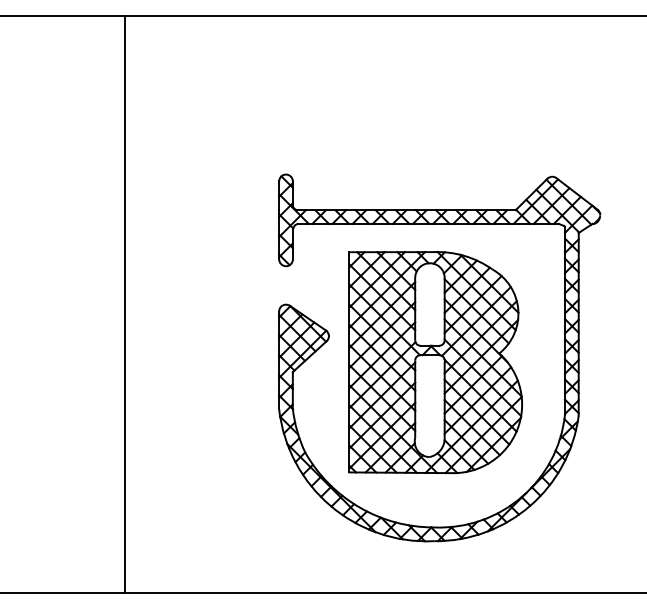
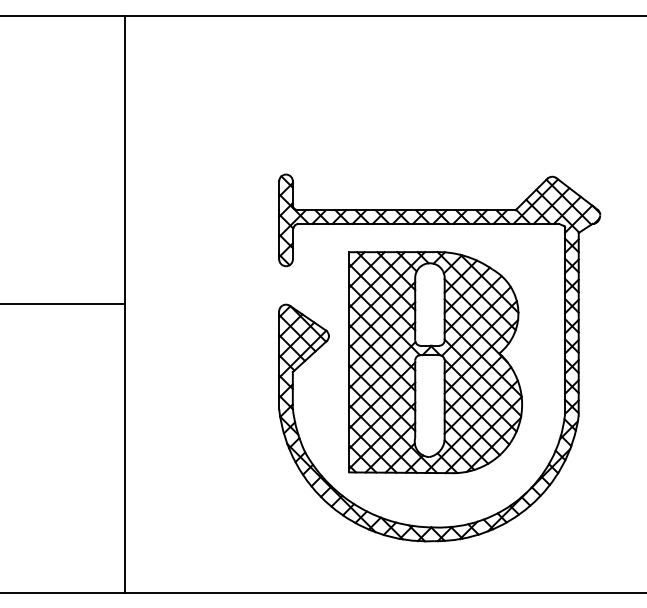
line: none -> present (63, 304)
